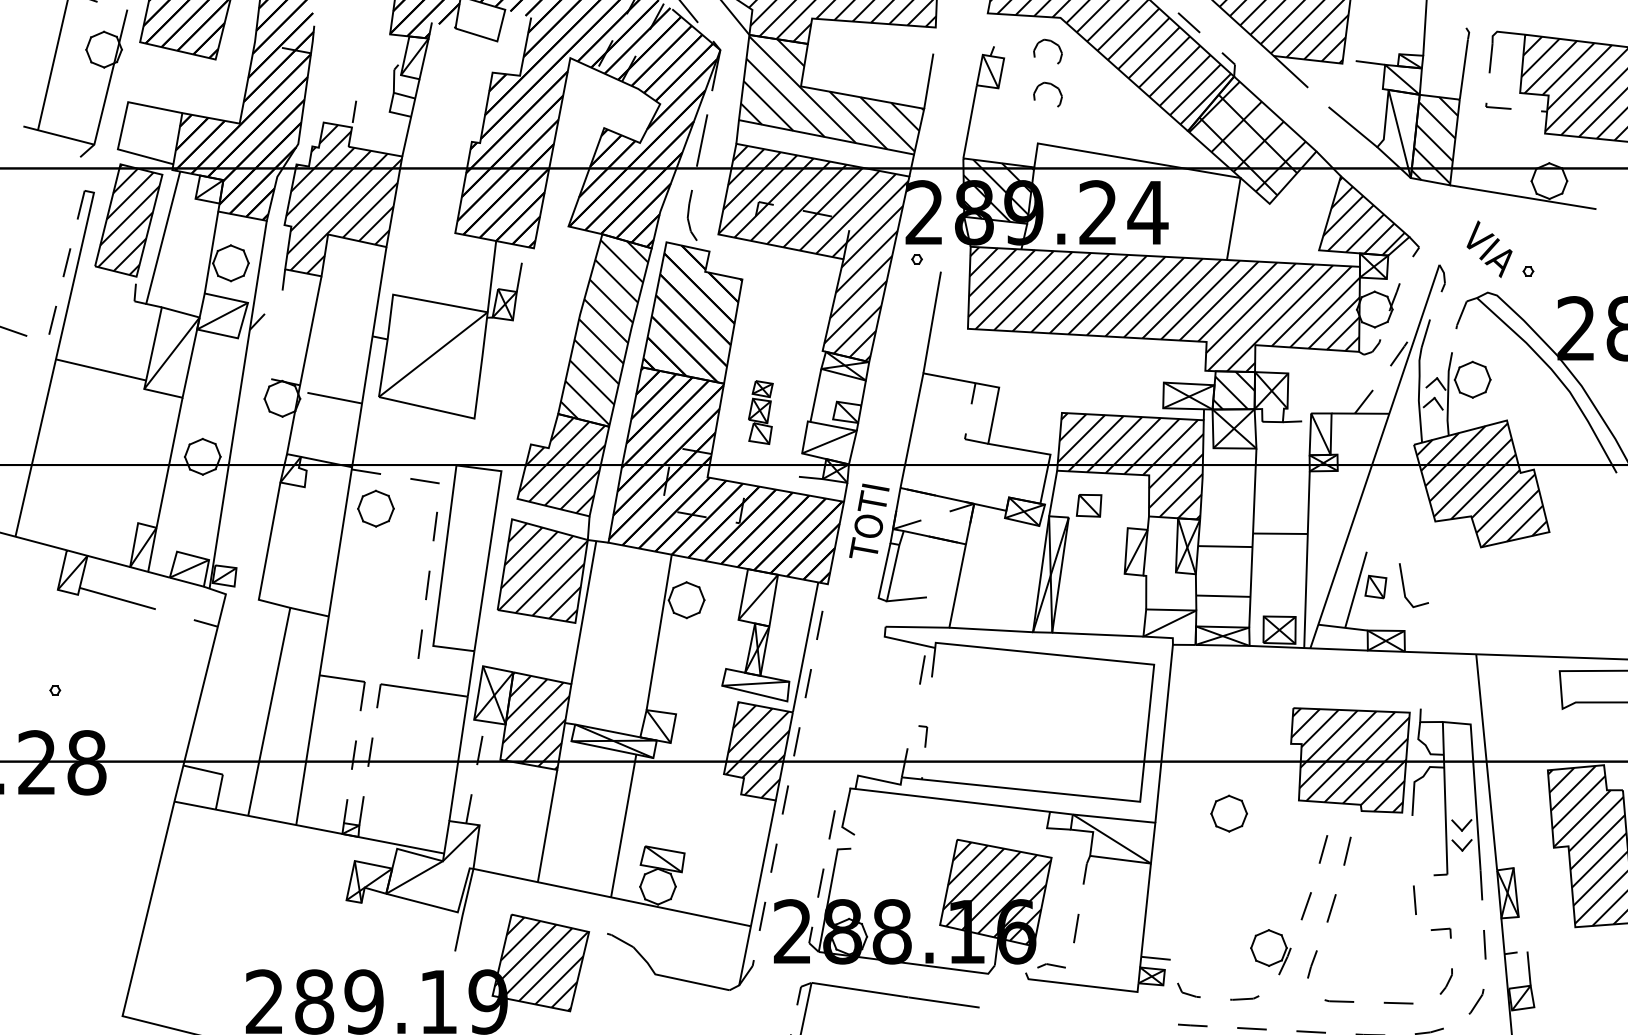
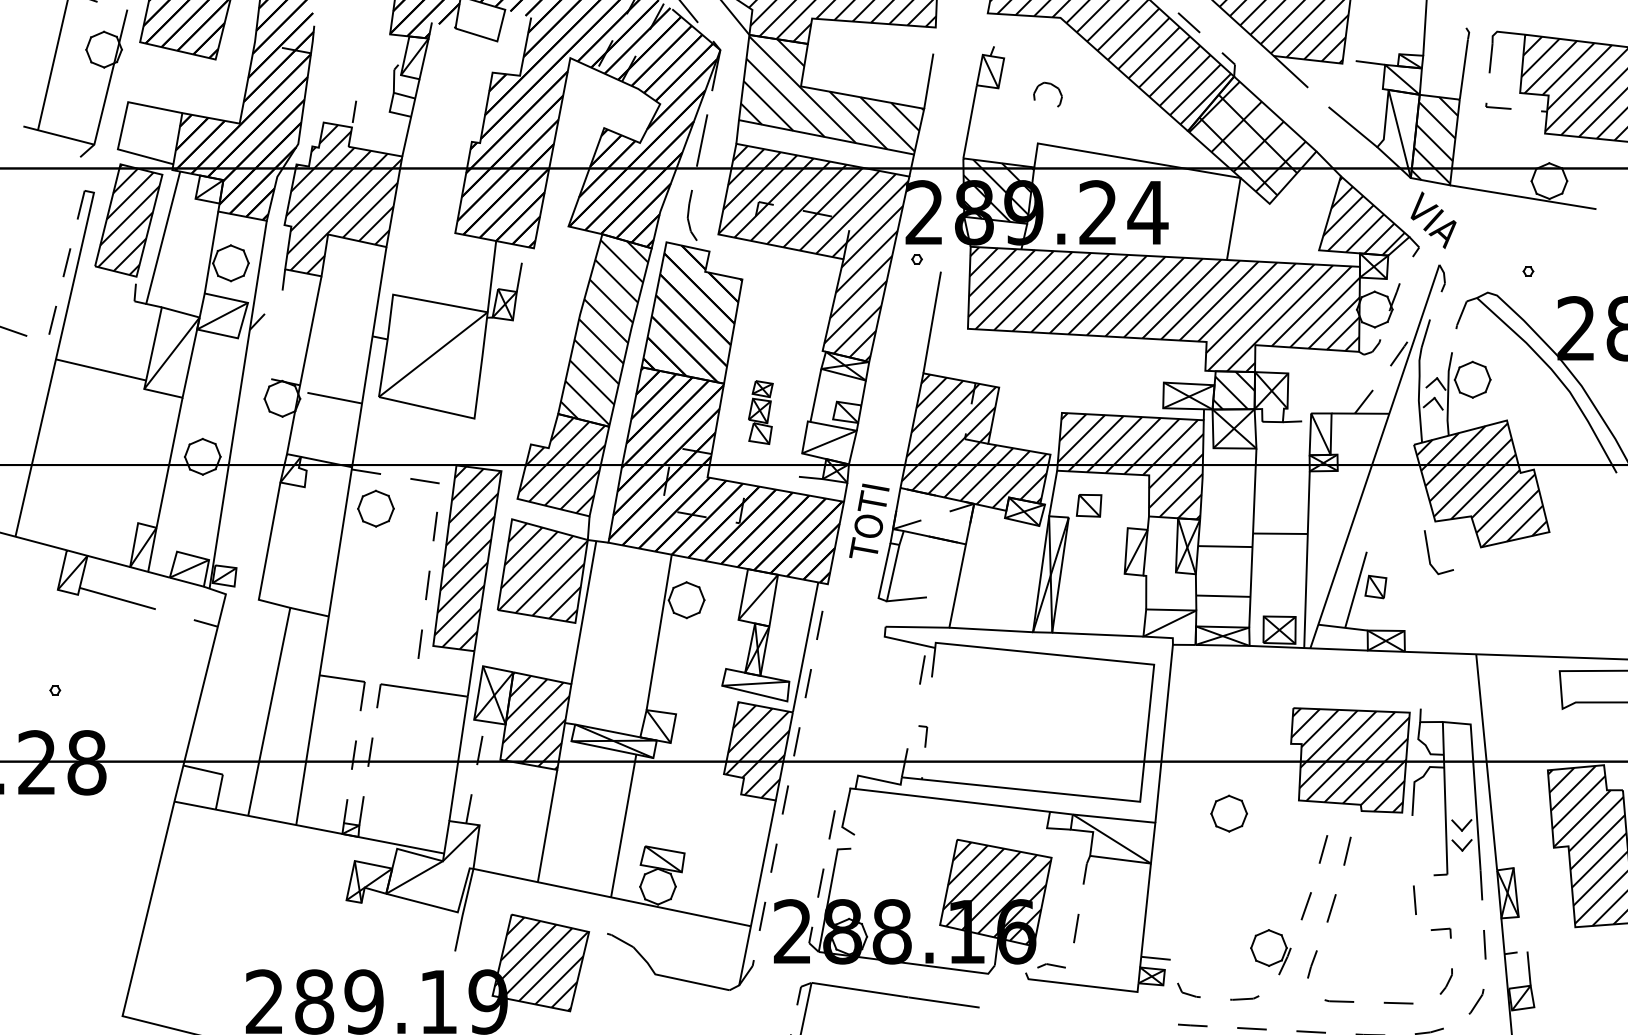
part: present -> none (1051, 42)
text position: (1489, 248) -> (1433, 219) (1433, 219)
hatch: none -> present (973, 440)
hatch: none -> present (467, 557)
line position: (1404, 585) -> (1429, 552) (1429, 552)
